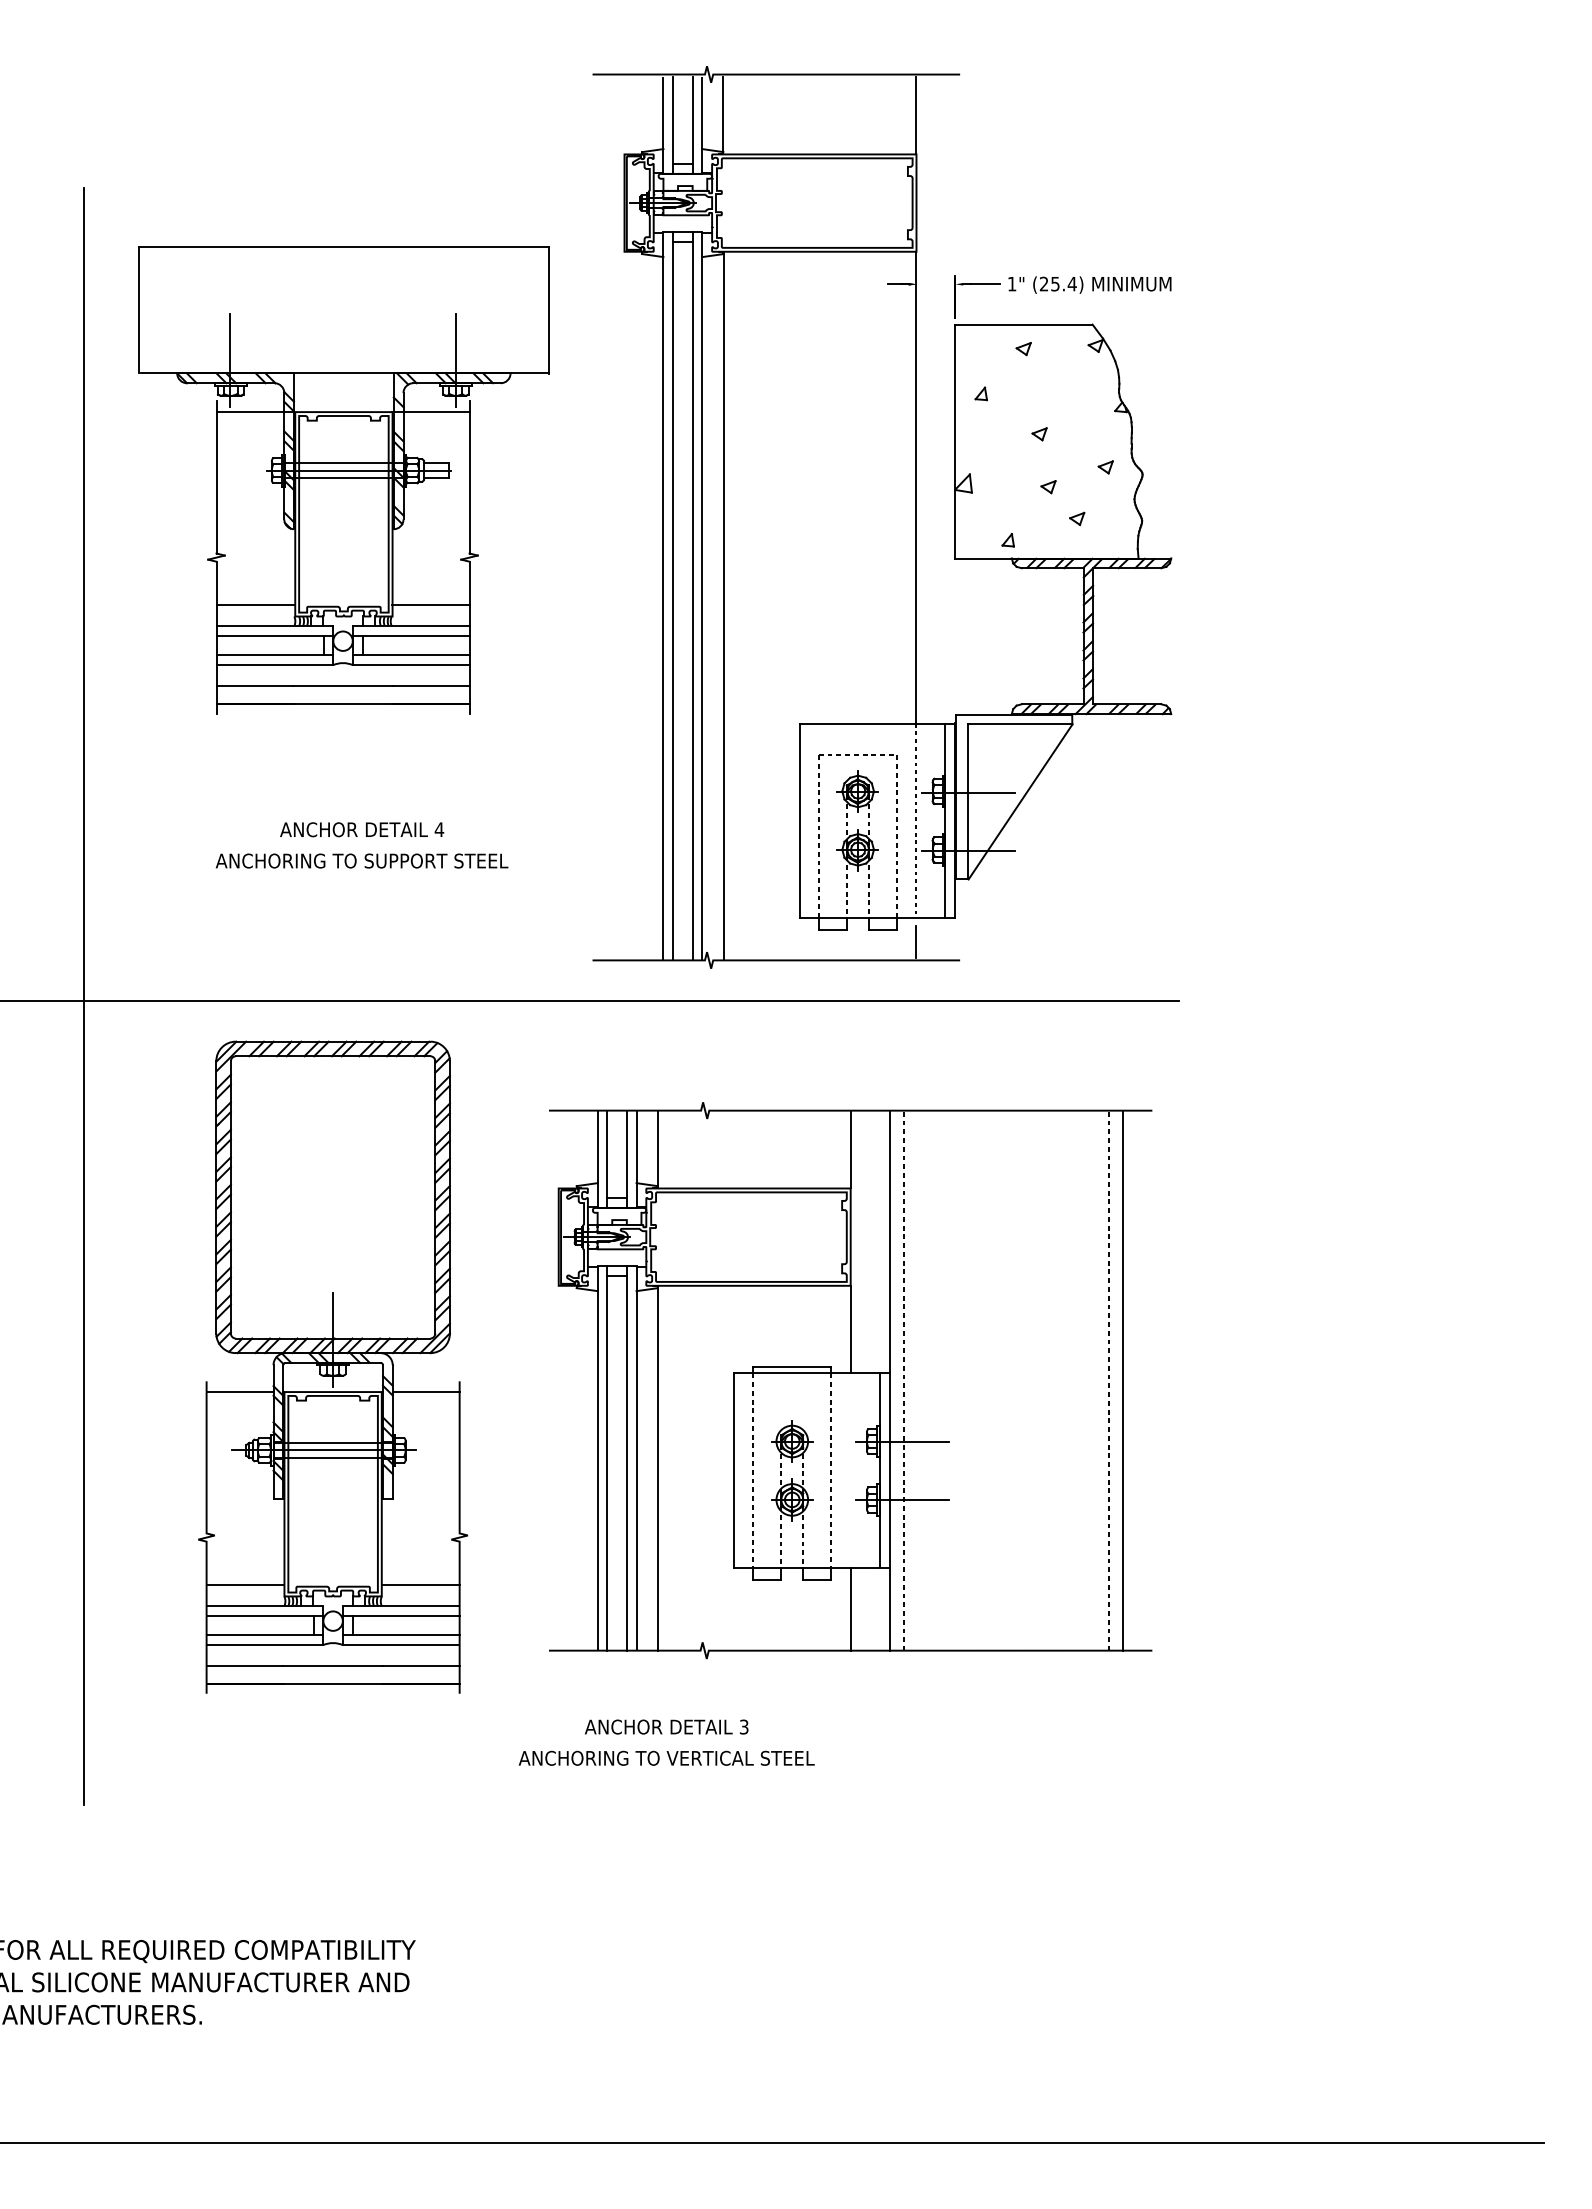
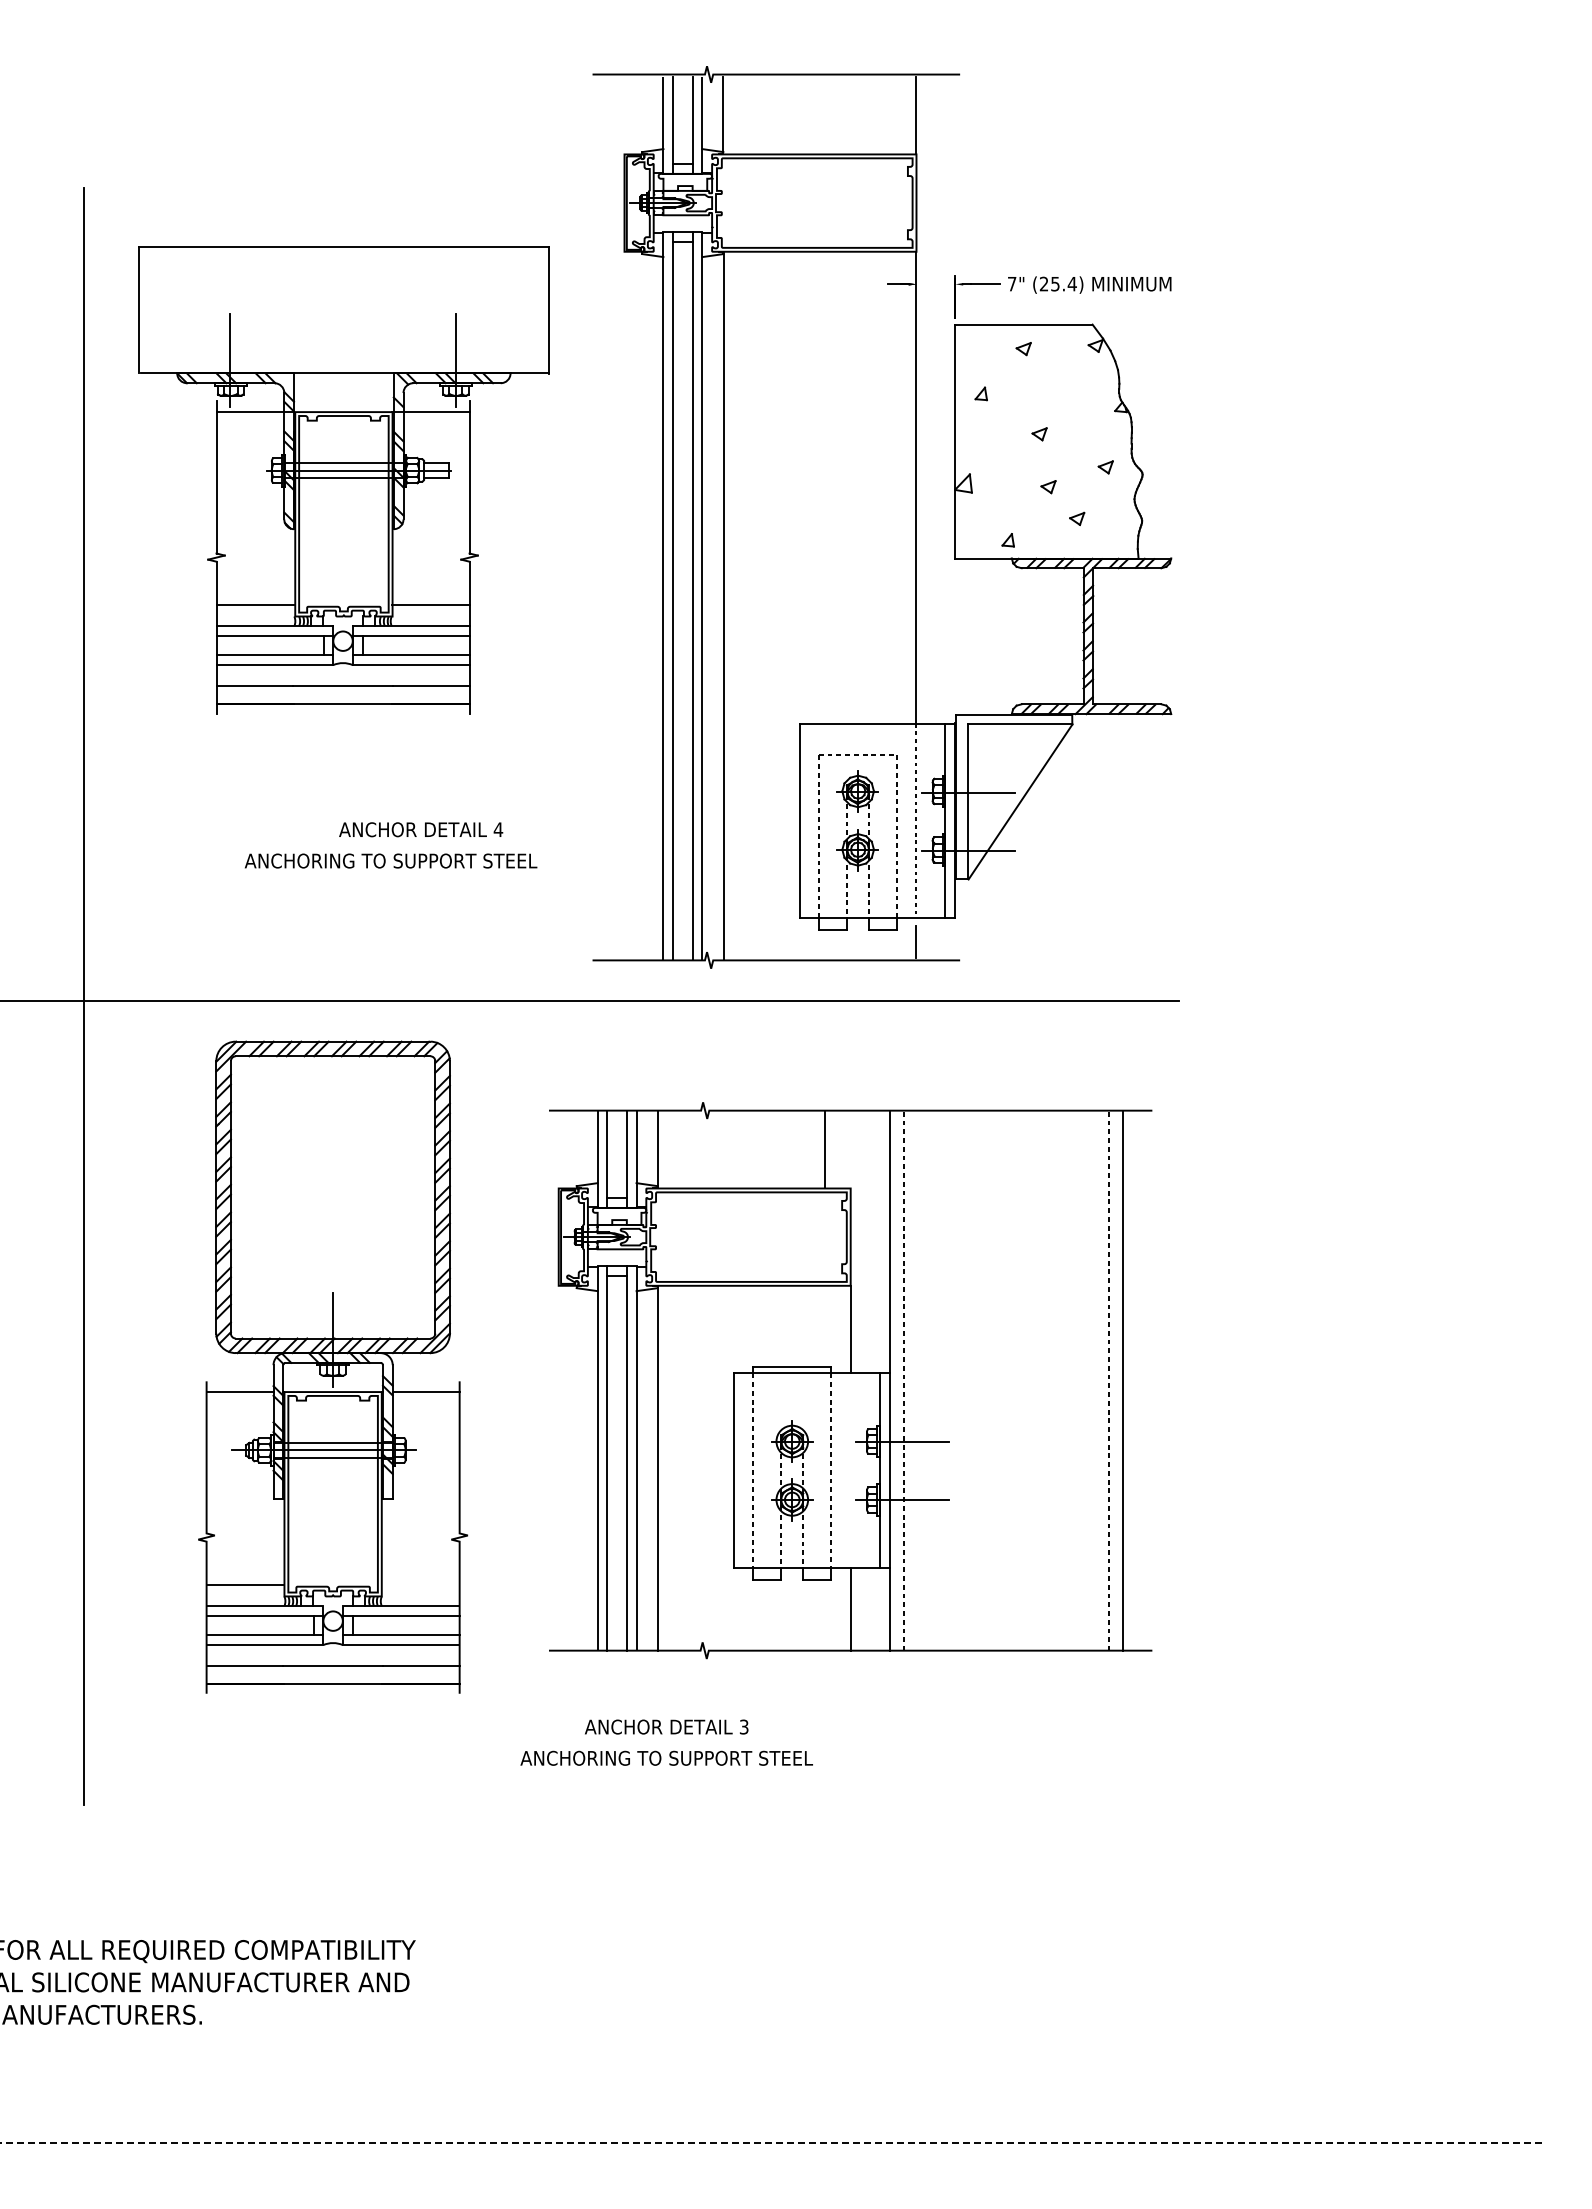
text: 1" -> 7" (1012, 284)
text position: (362, 829) -> (421, 829) (421, 829)
text position: (362, 860) -> (391, 860) (391, 860)
line position: (850, 1149) -> (824, 1149) (824, 1149)
line: present -> none (420, 1585)
text: ANCHORING TO VERTICAL STEEL -> ANCHORING TO SUPPORT STEEL (666, 1757)
line: solid -> dashed (772, 2142)
